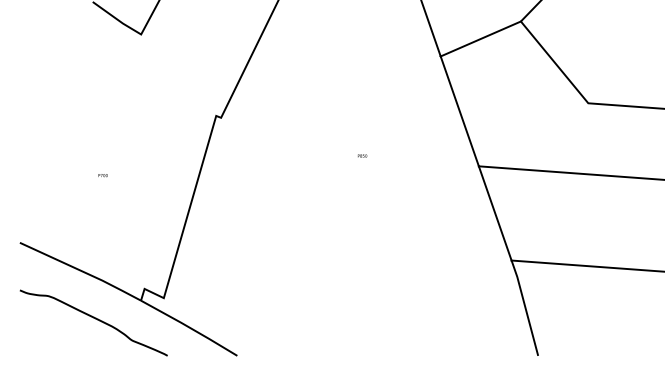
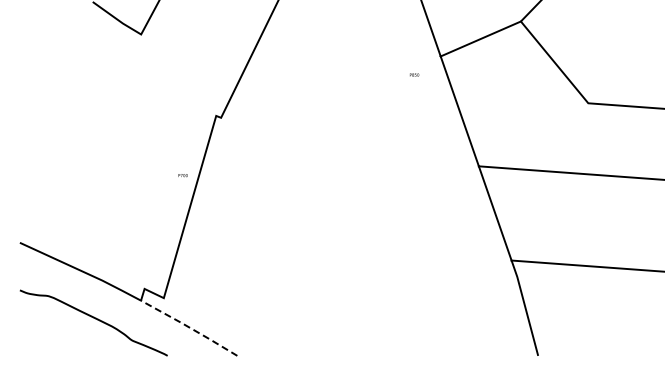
text position: (362, 155) -> (414, 74) (414, 74)
text position: (102, 175) -> (182, 175) (182, 175)
line: solid -> dashed (189, 327)
